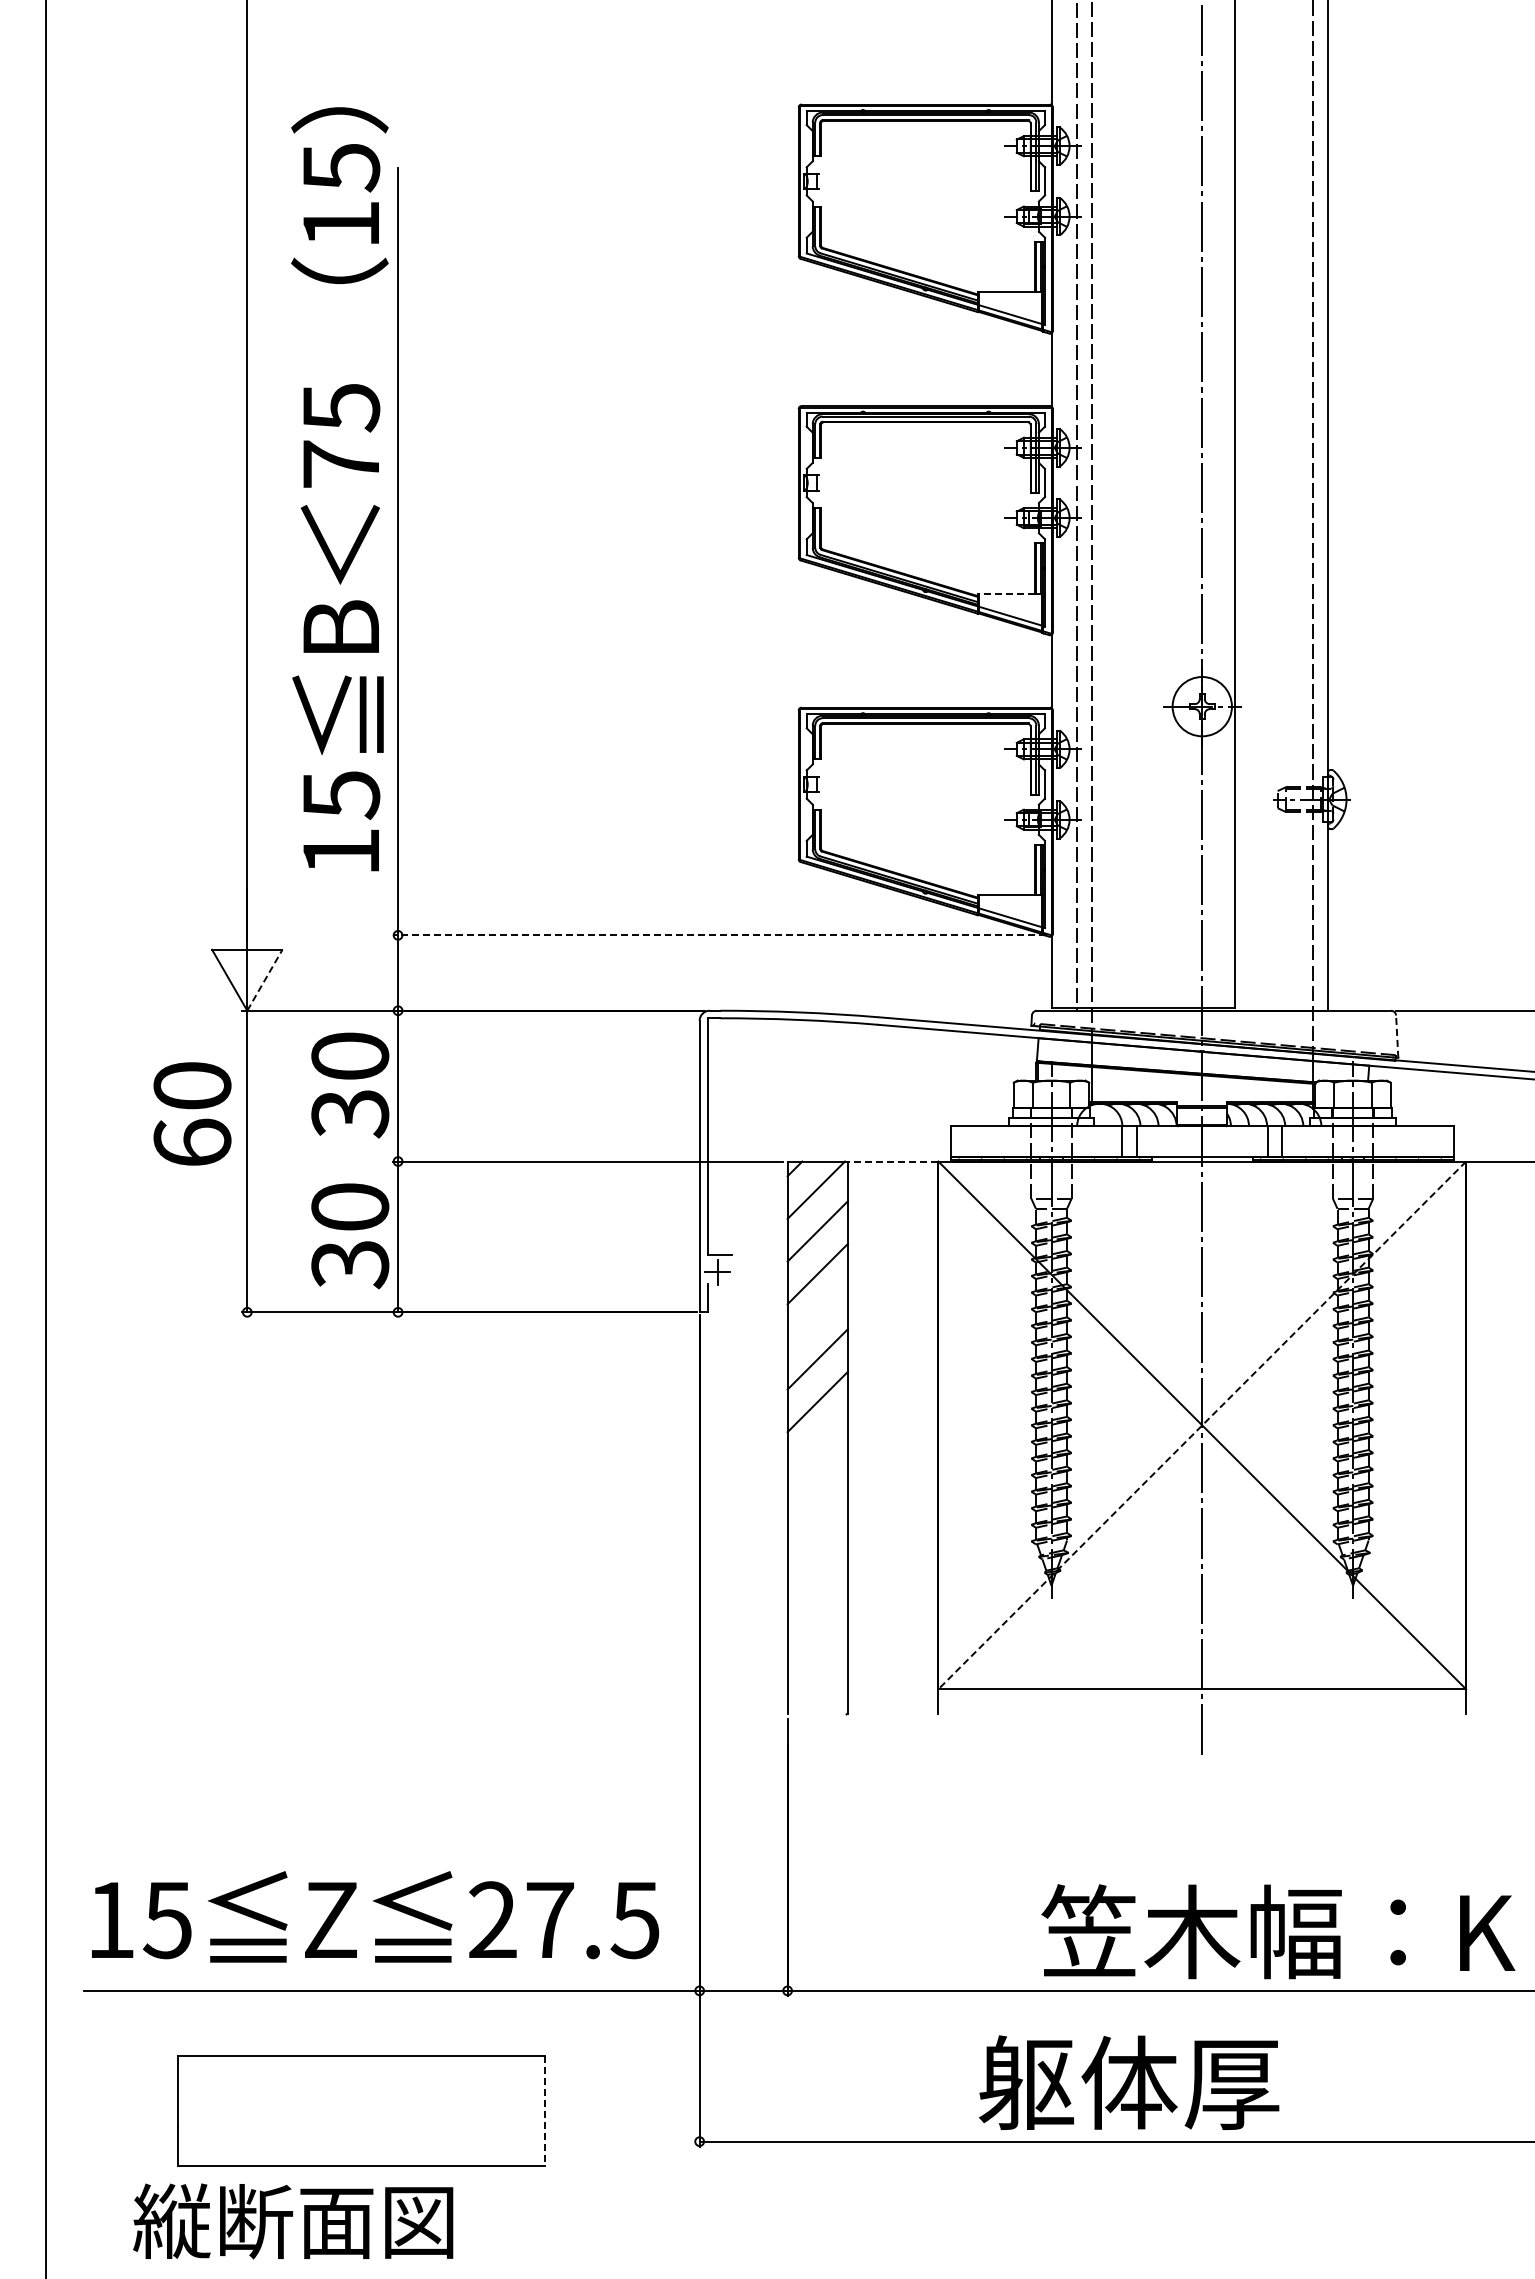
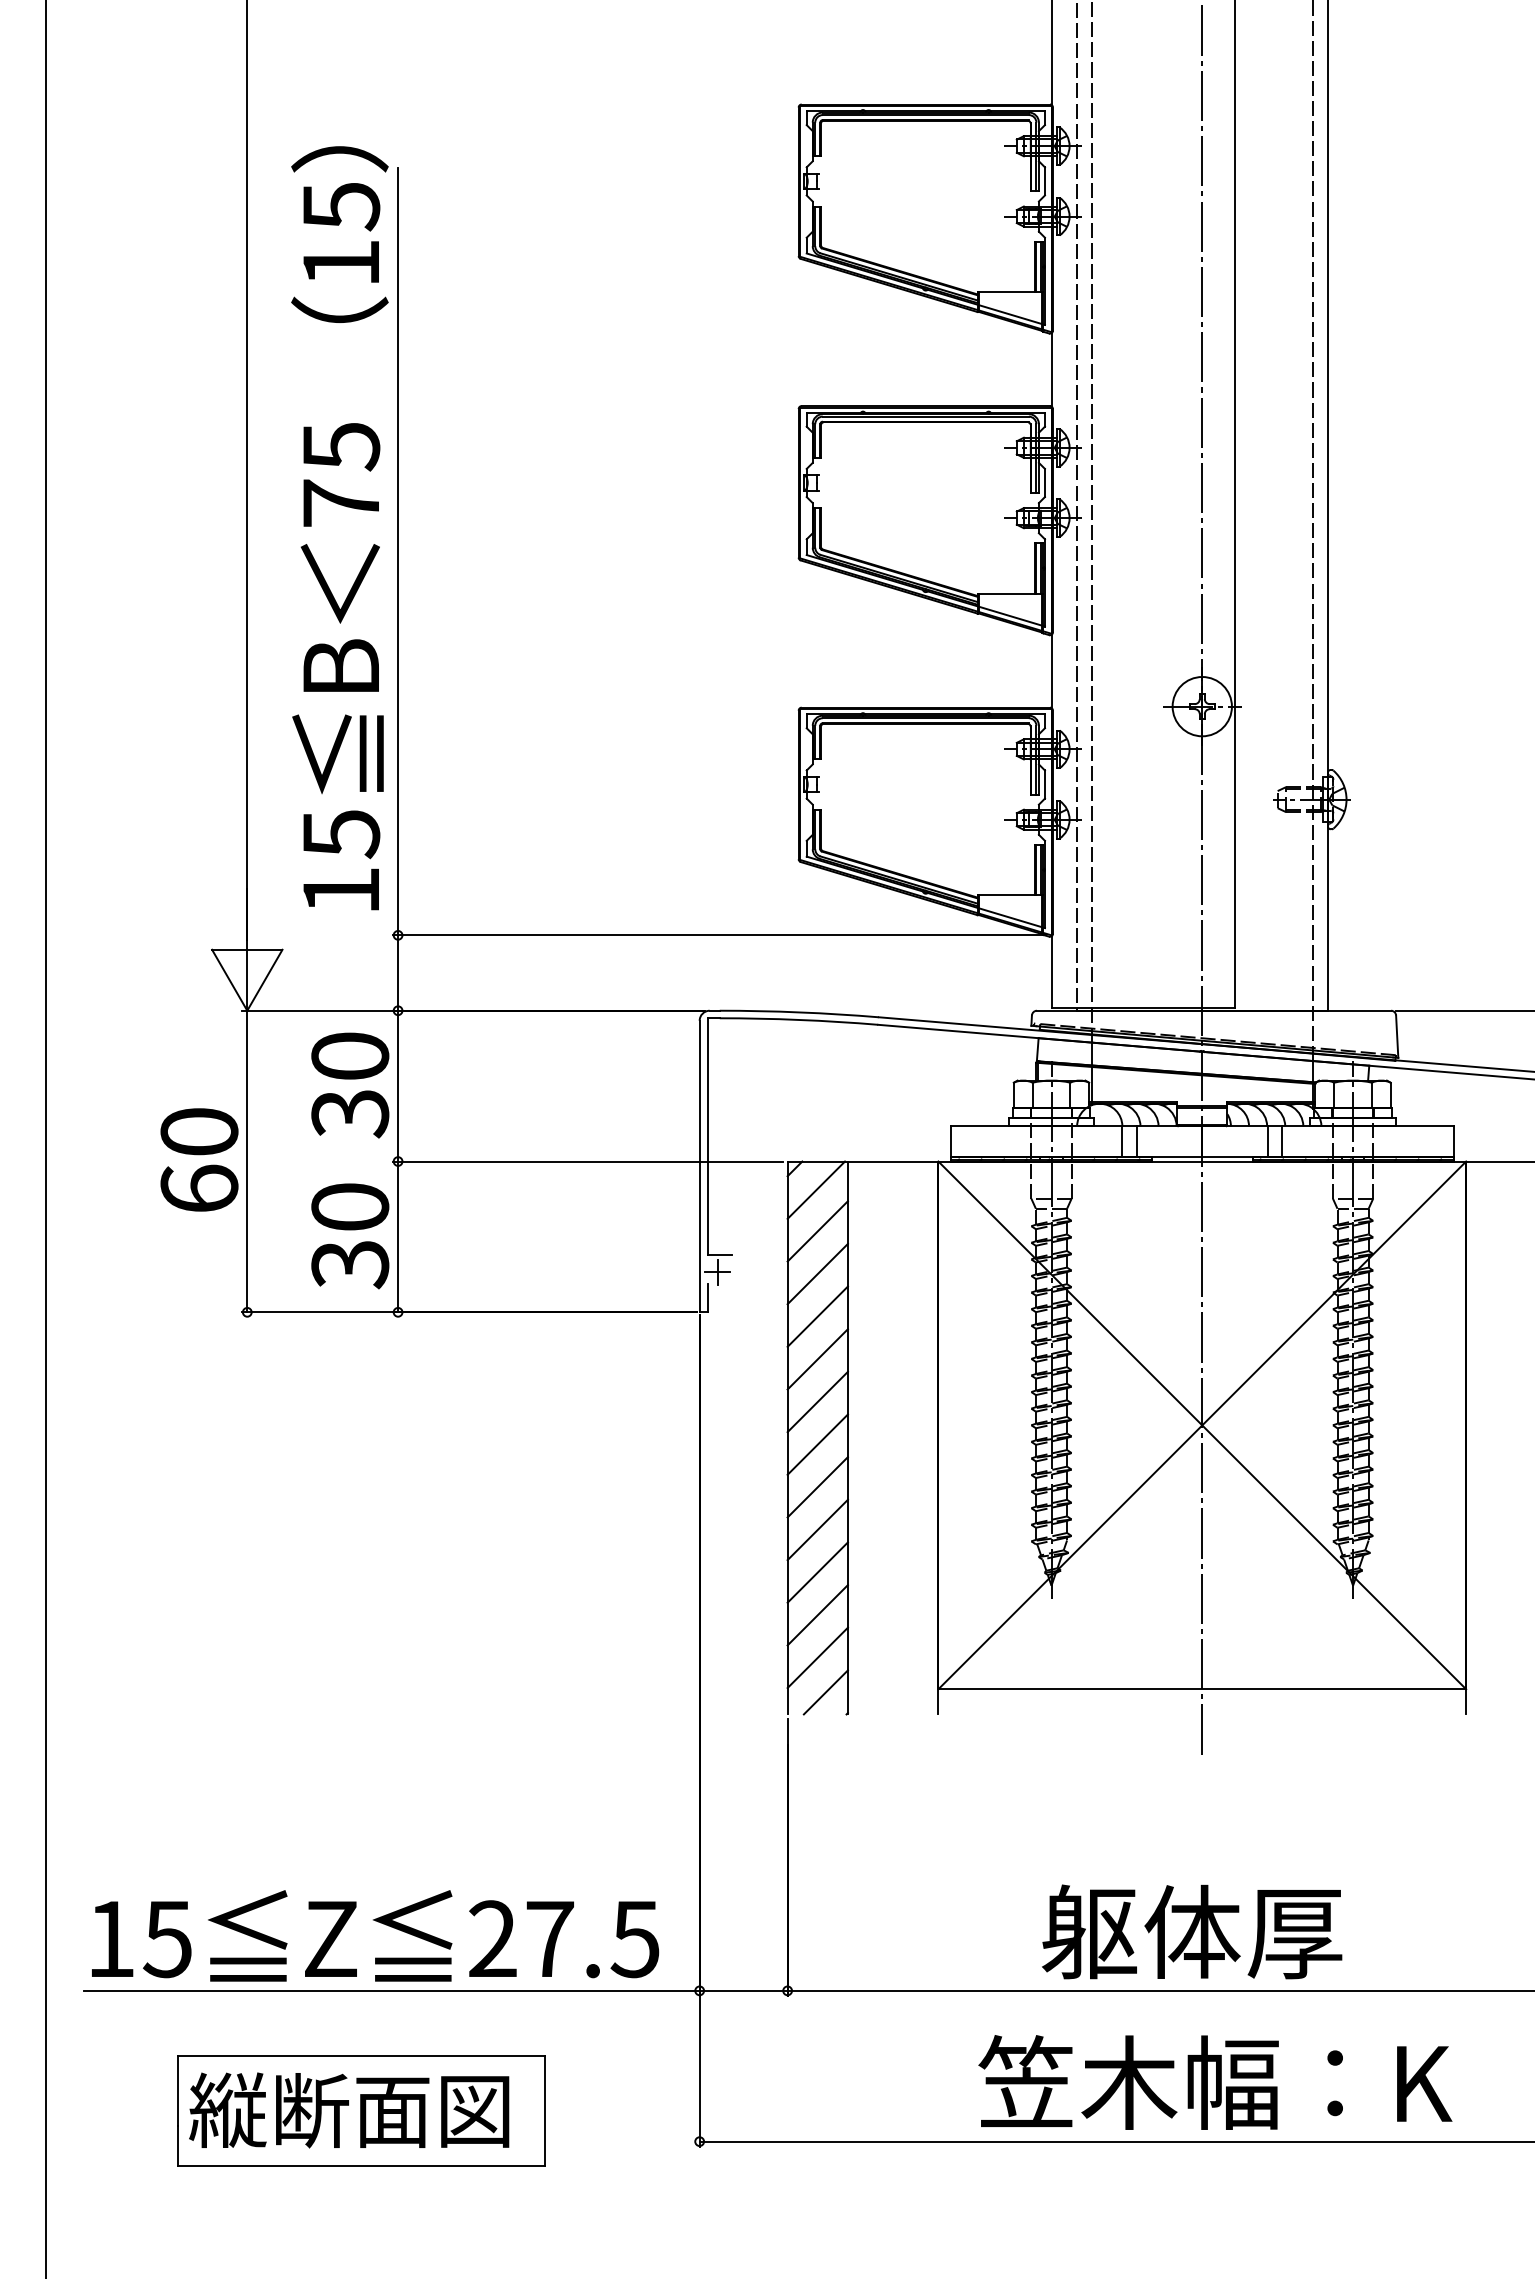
text position: (339, 489) -> (339, 528) (339, 528)
line: dashed -> solid (1006, 593)
line: dashed -> solid (719, 935)
line: dashed -> solid (265, 979)
line: dashed -> solid (1397, 1036)
text position: (192, 1113) -> (199, 1159) (199, 1159)
line: dashed -> solid (892, 1161)
line: none -> present (817, 1316)
line: dashed -> solid (1201, 1425)
line: none -> present (817, 1444)
line: none -> present (817, 1487)
line: none -> present (817, 1529)
line: none -> present (817, 1572)
line: none -> present (817, 1615)
line: none -> present (817, 1657)
line: none -> present (825, 1692)
text position: (375, 1916) -> (375, 1935) (375, 1935)
text: 笠木幅：K -> 躯体厚 (1278, 1931)
text: 躯体厚 -> 笠木幅：K (1215, 2082)
line: dashed -> solid (545, 2111)
text position: (293, 2221) -> (349, 2110) (349, 2110)
